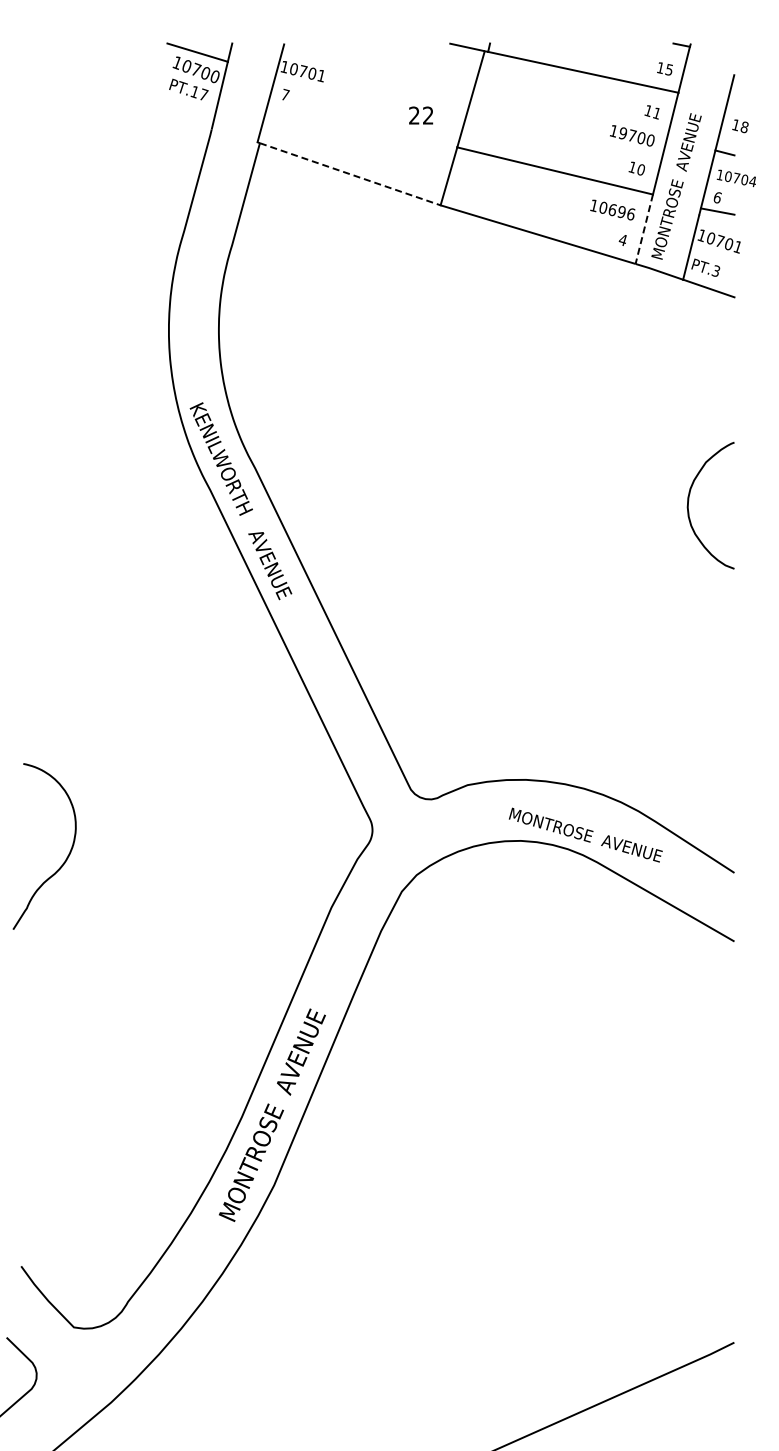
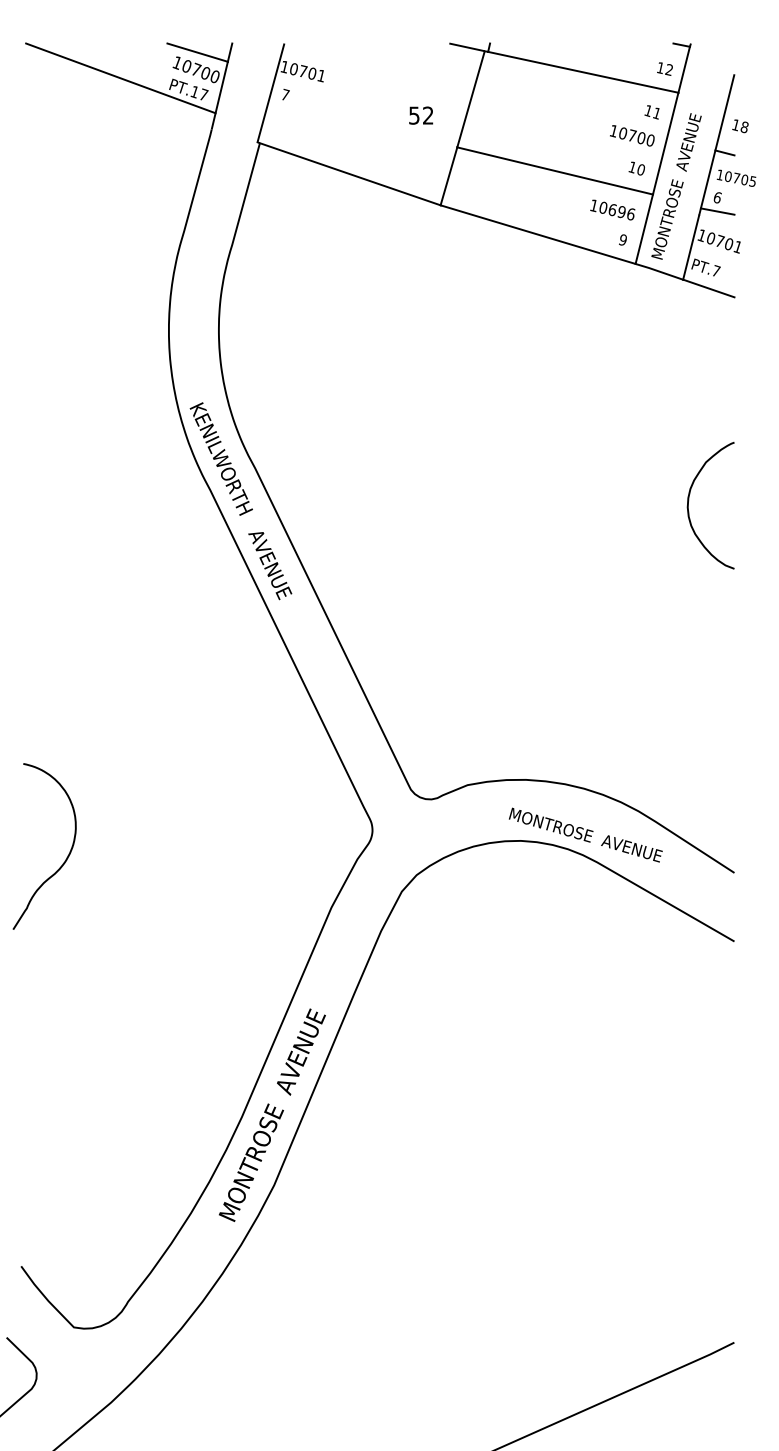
text: 15 -> 12 (668, 69)
line: none -> present (120, 78)
text: 22 -> 52 (414, 115)
text: 19700 -> 10700 (622, 133)
line: dashed -> solid (350, 174)
text: 10704 -> 10705 (752, 181)
line: dashed -> solid (644, 229)
text: 4 -> 9 (622, 239)
text: PT.3 -> PT.7 (715, 270)
